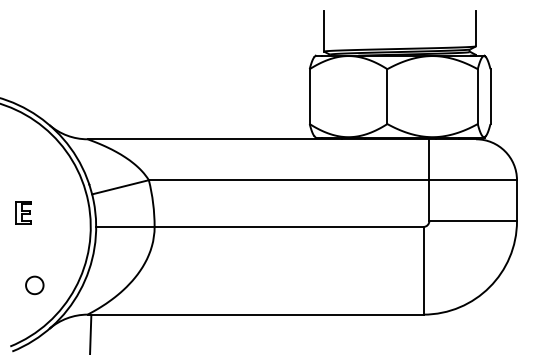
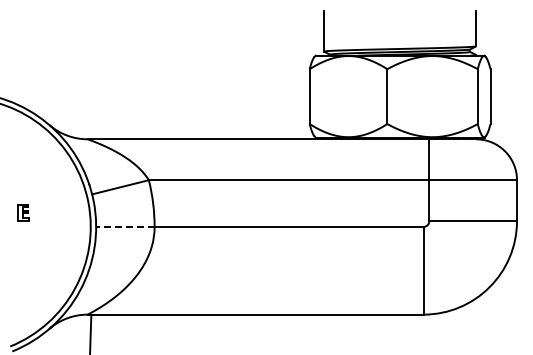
part size: 17x24 px -> 13x18 px (23, 212)
line: solid -> dashed (124, 226)
part: present -> none (34, 285)
